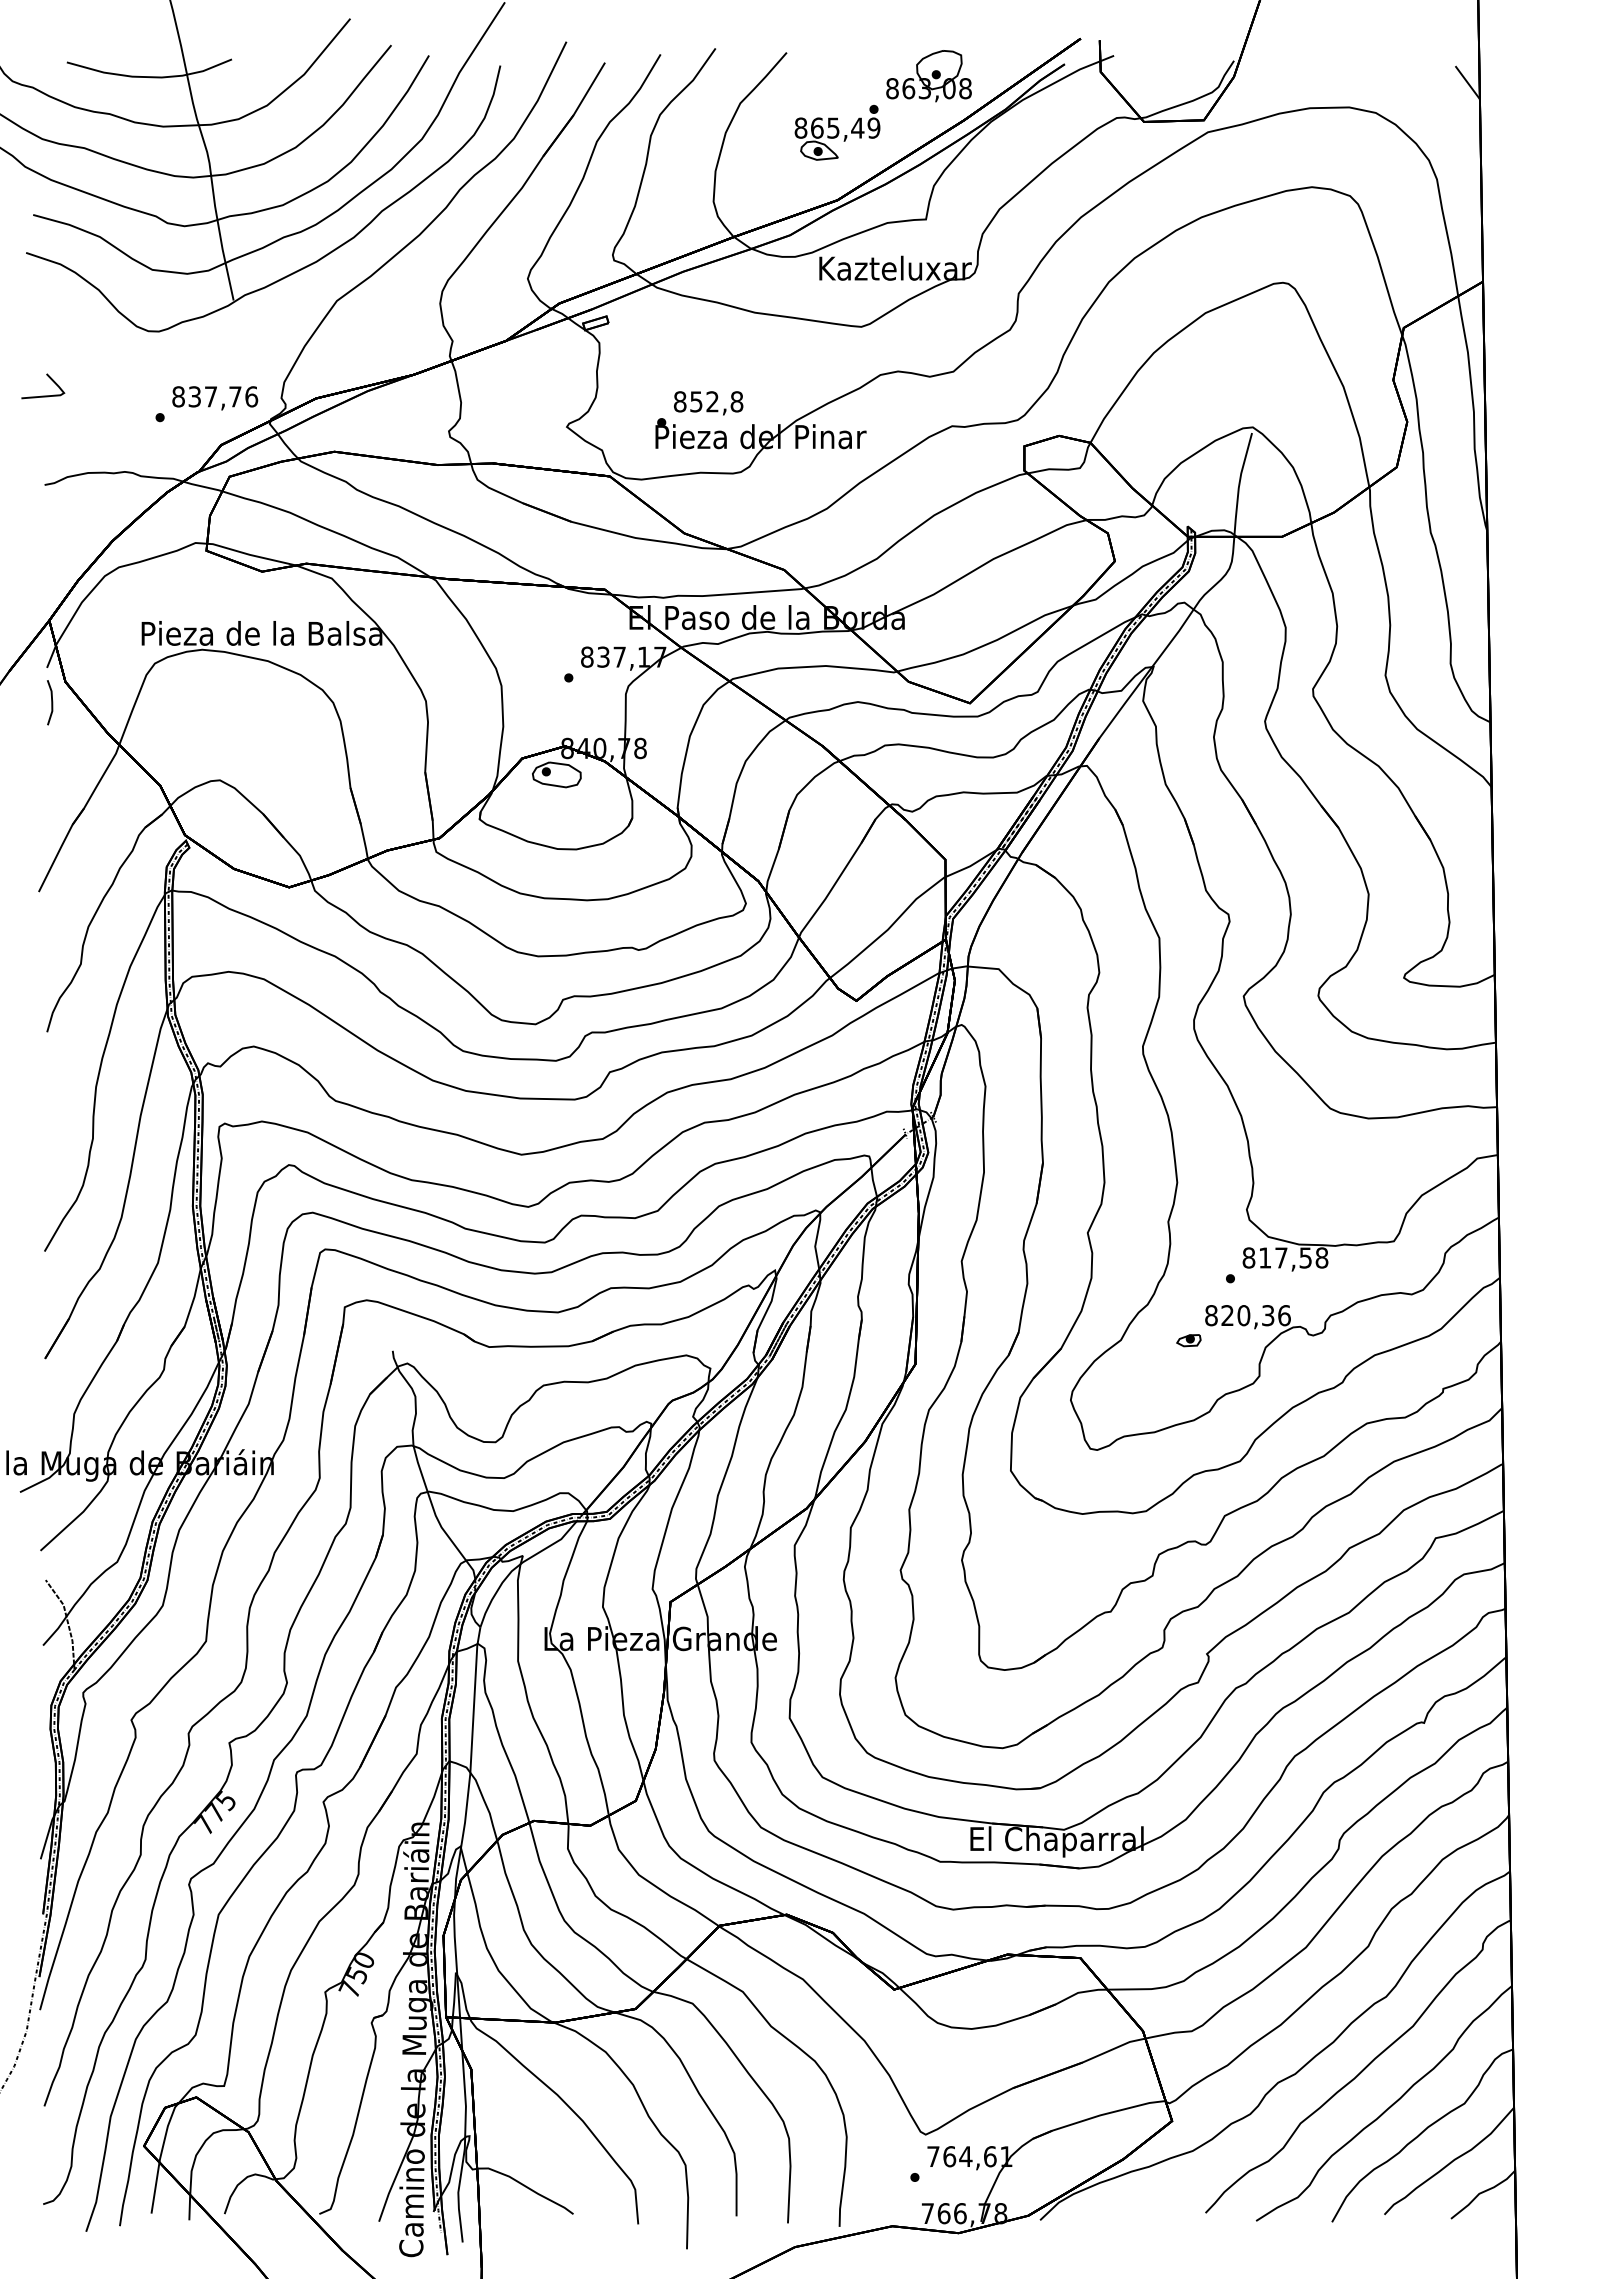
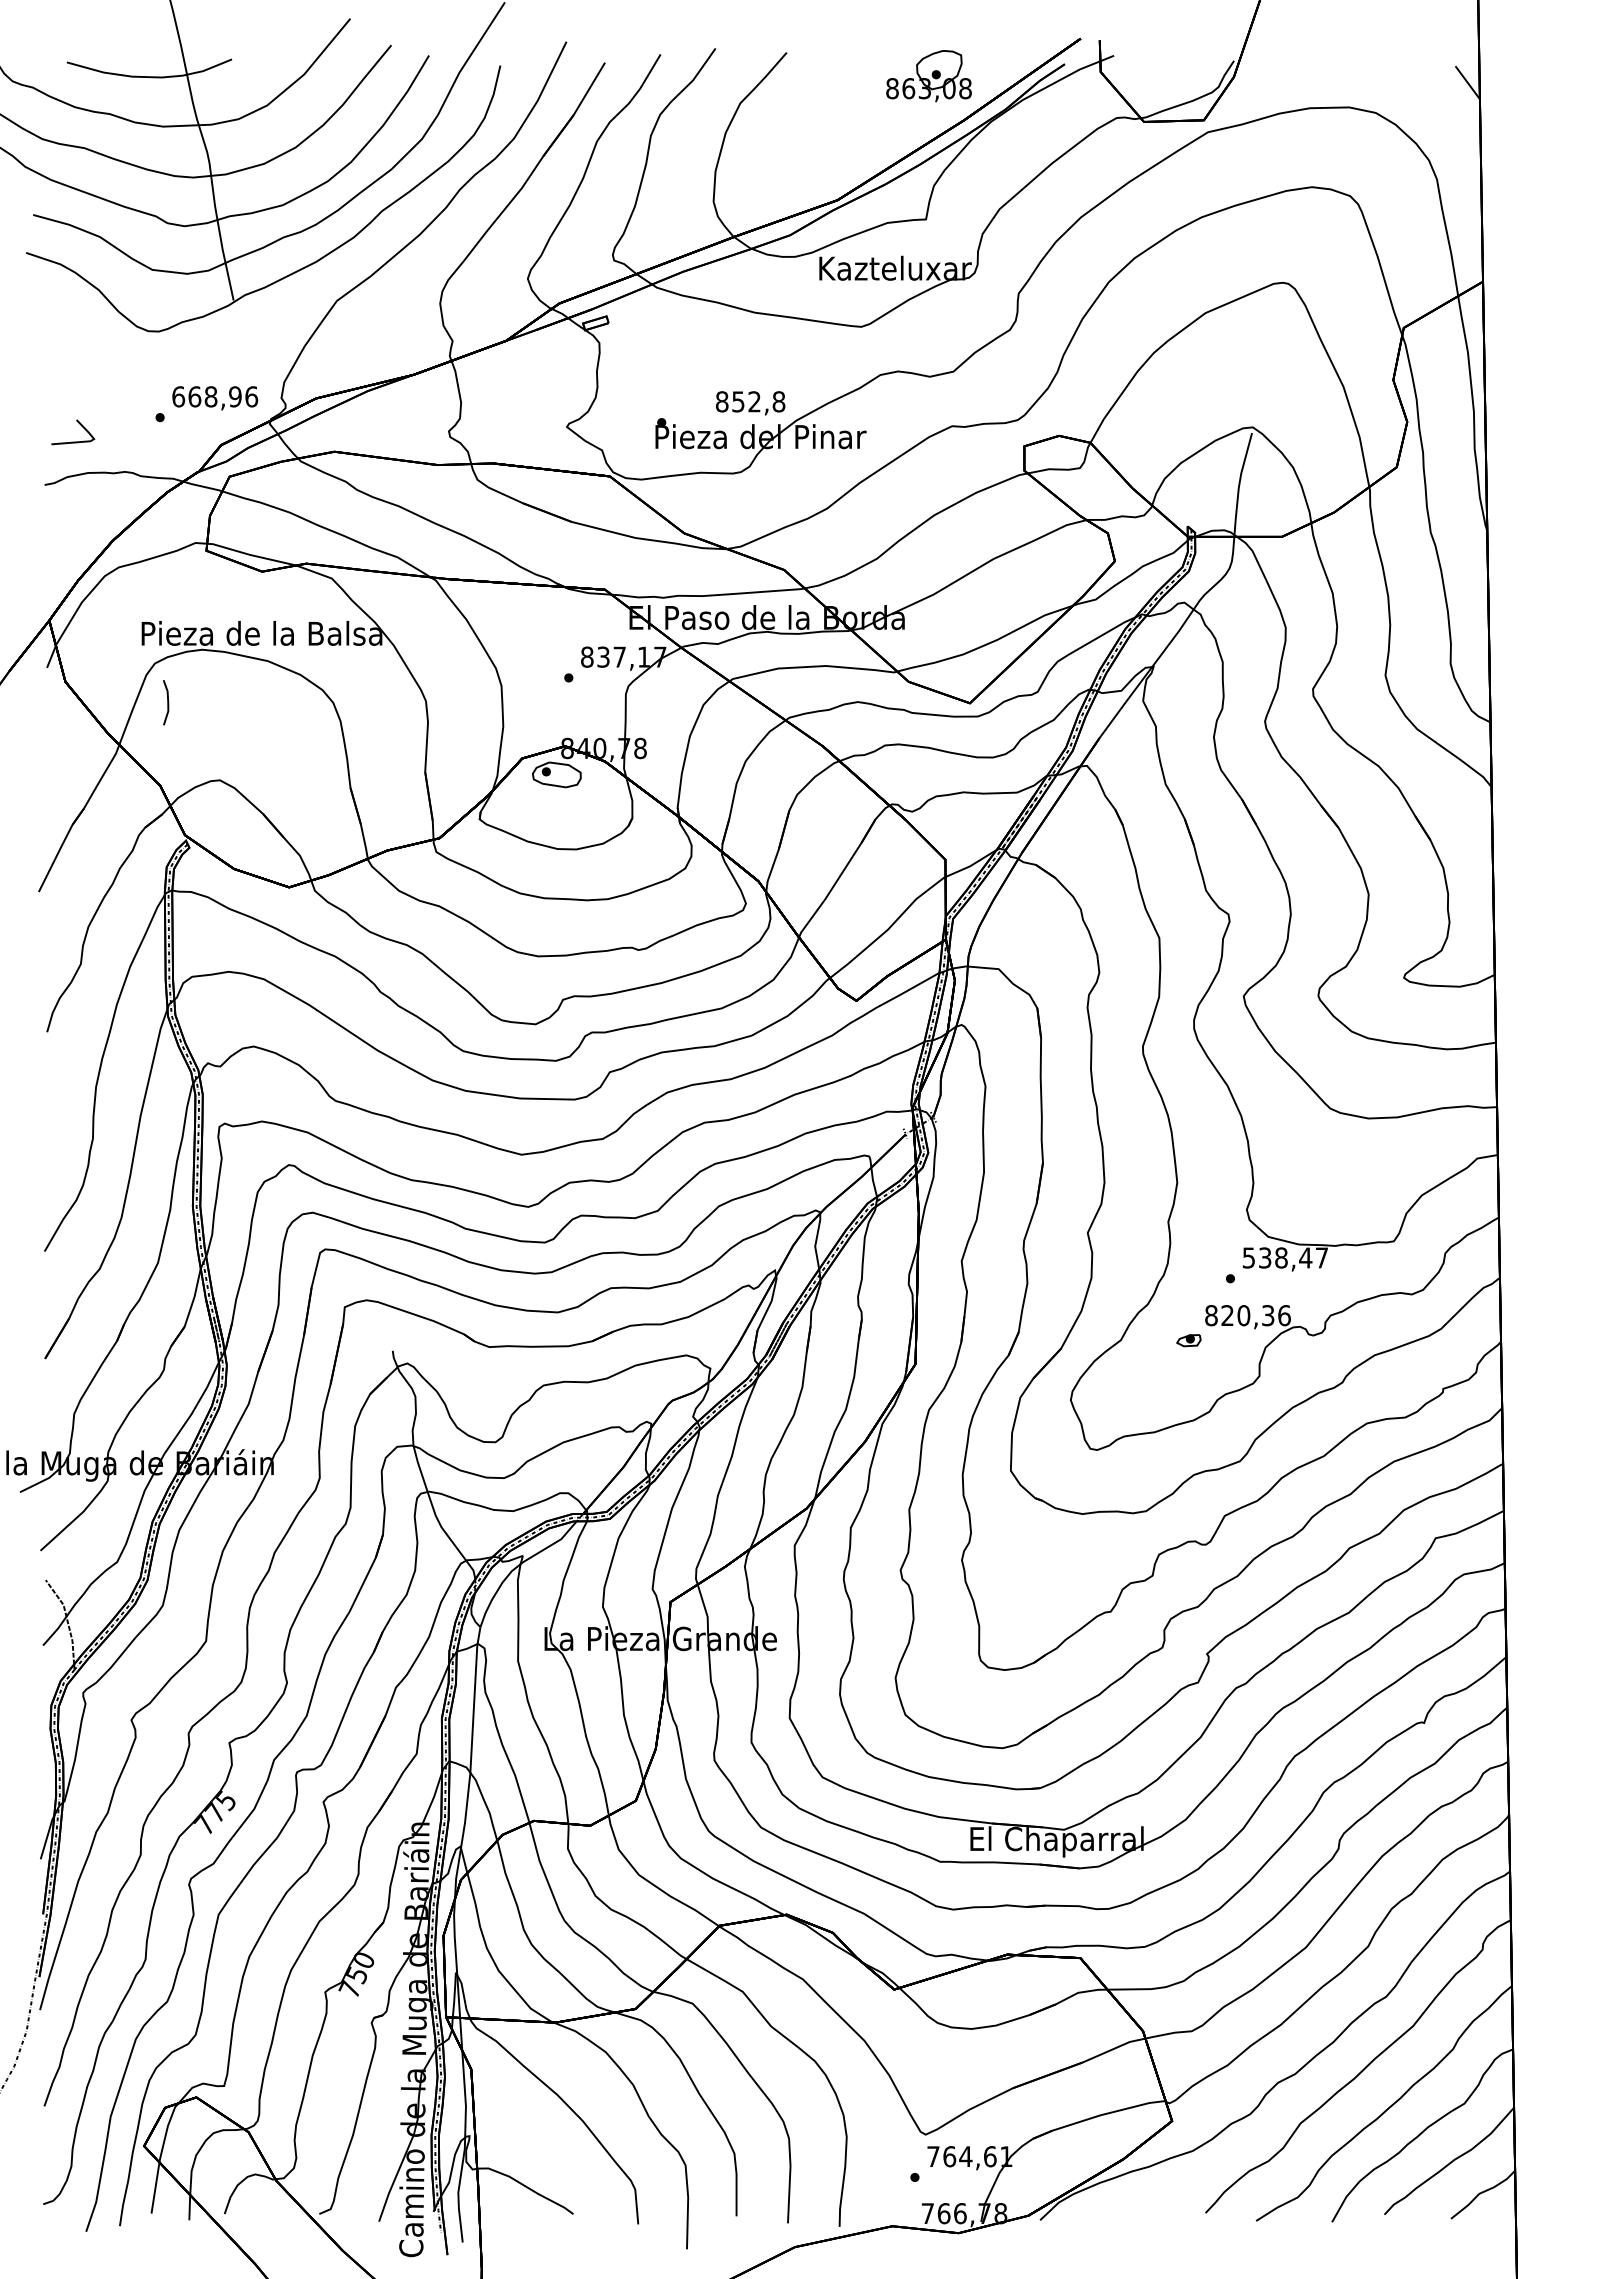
part: present -> none (837, 132)
line position: (43, 395) -> (73, 441) (73, 441)
text: 837,76 -> 668,96 (206, 396)
text position: (708, 403) -> (750, 403) (750, 403)
line position: (51, 702) -> (167, 702) (167, 702)
text: 817,58 -> 538,47 (1285, 1257)
